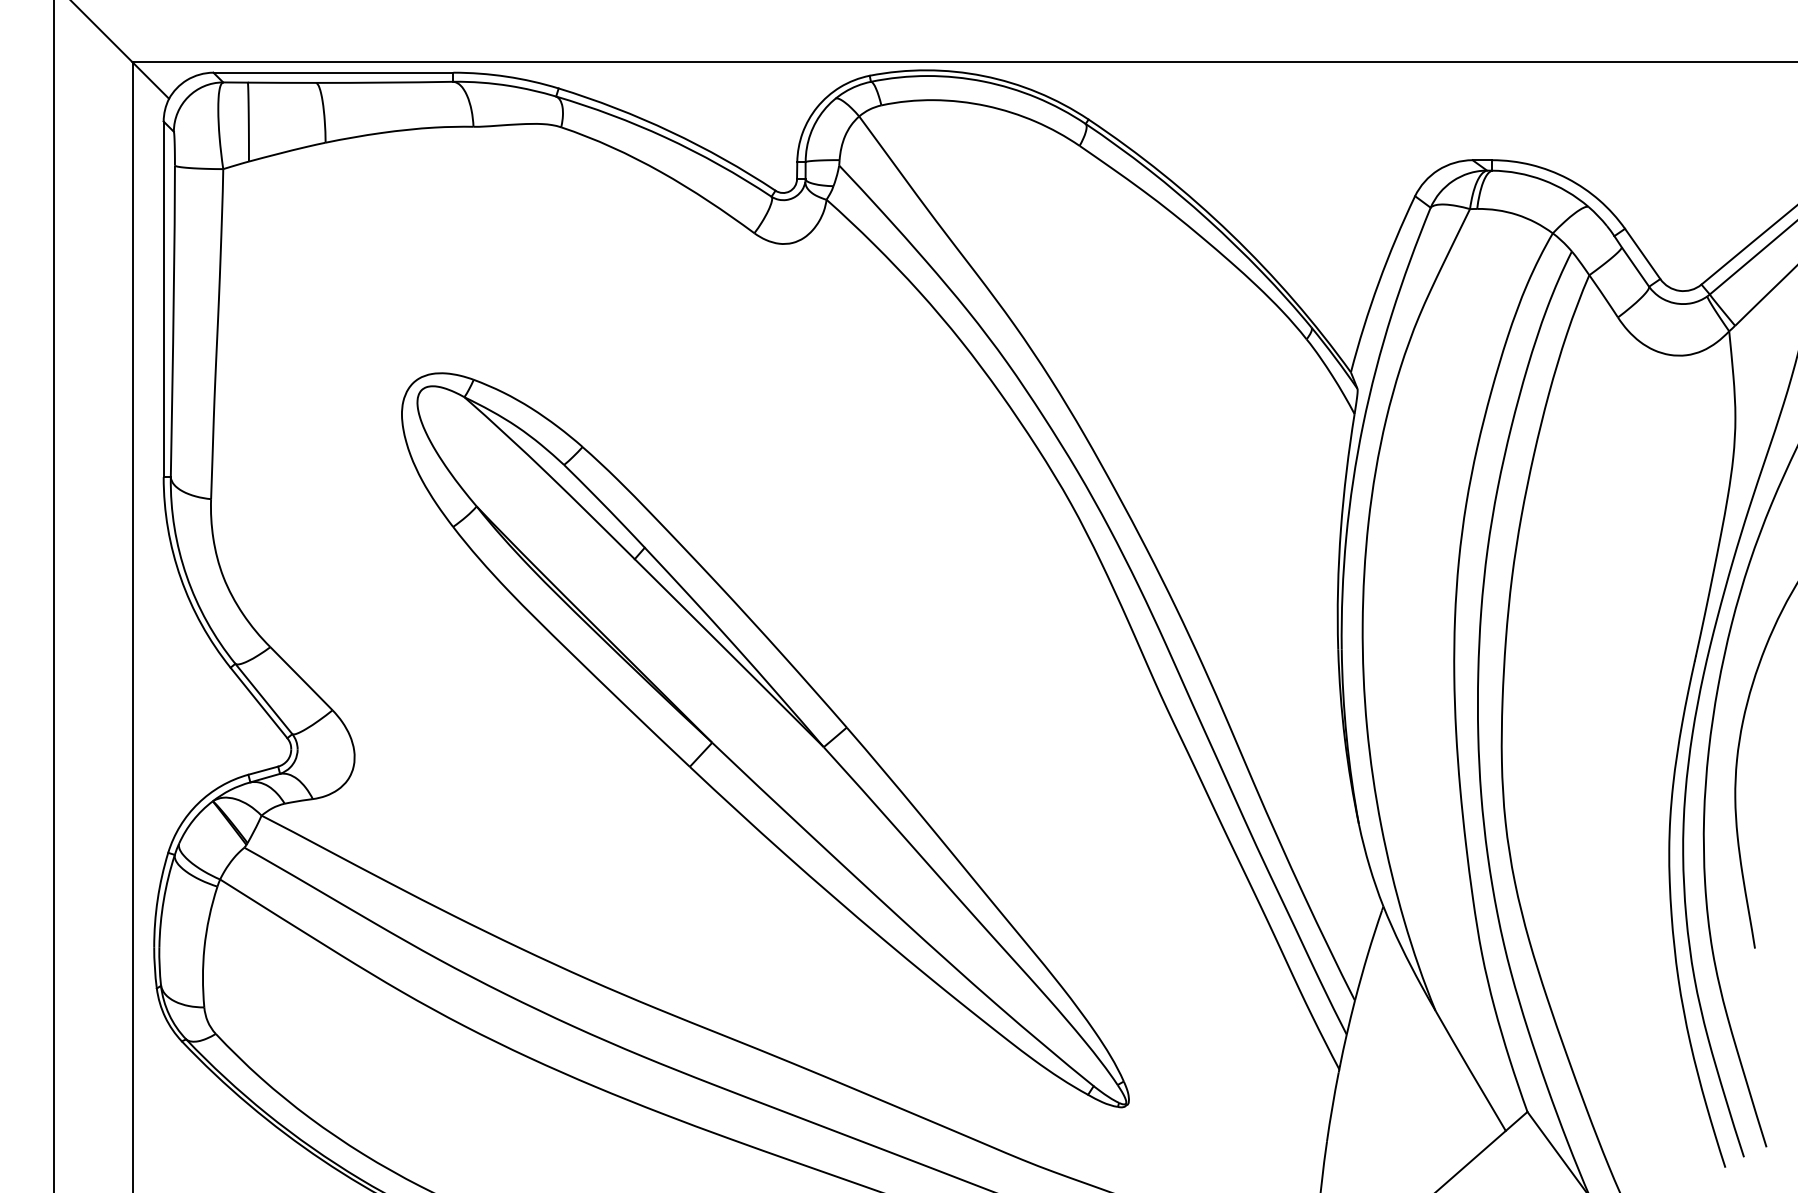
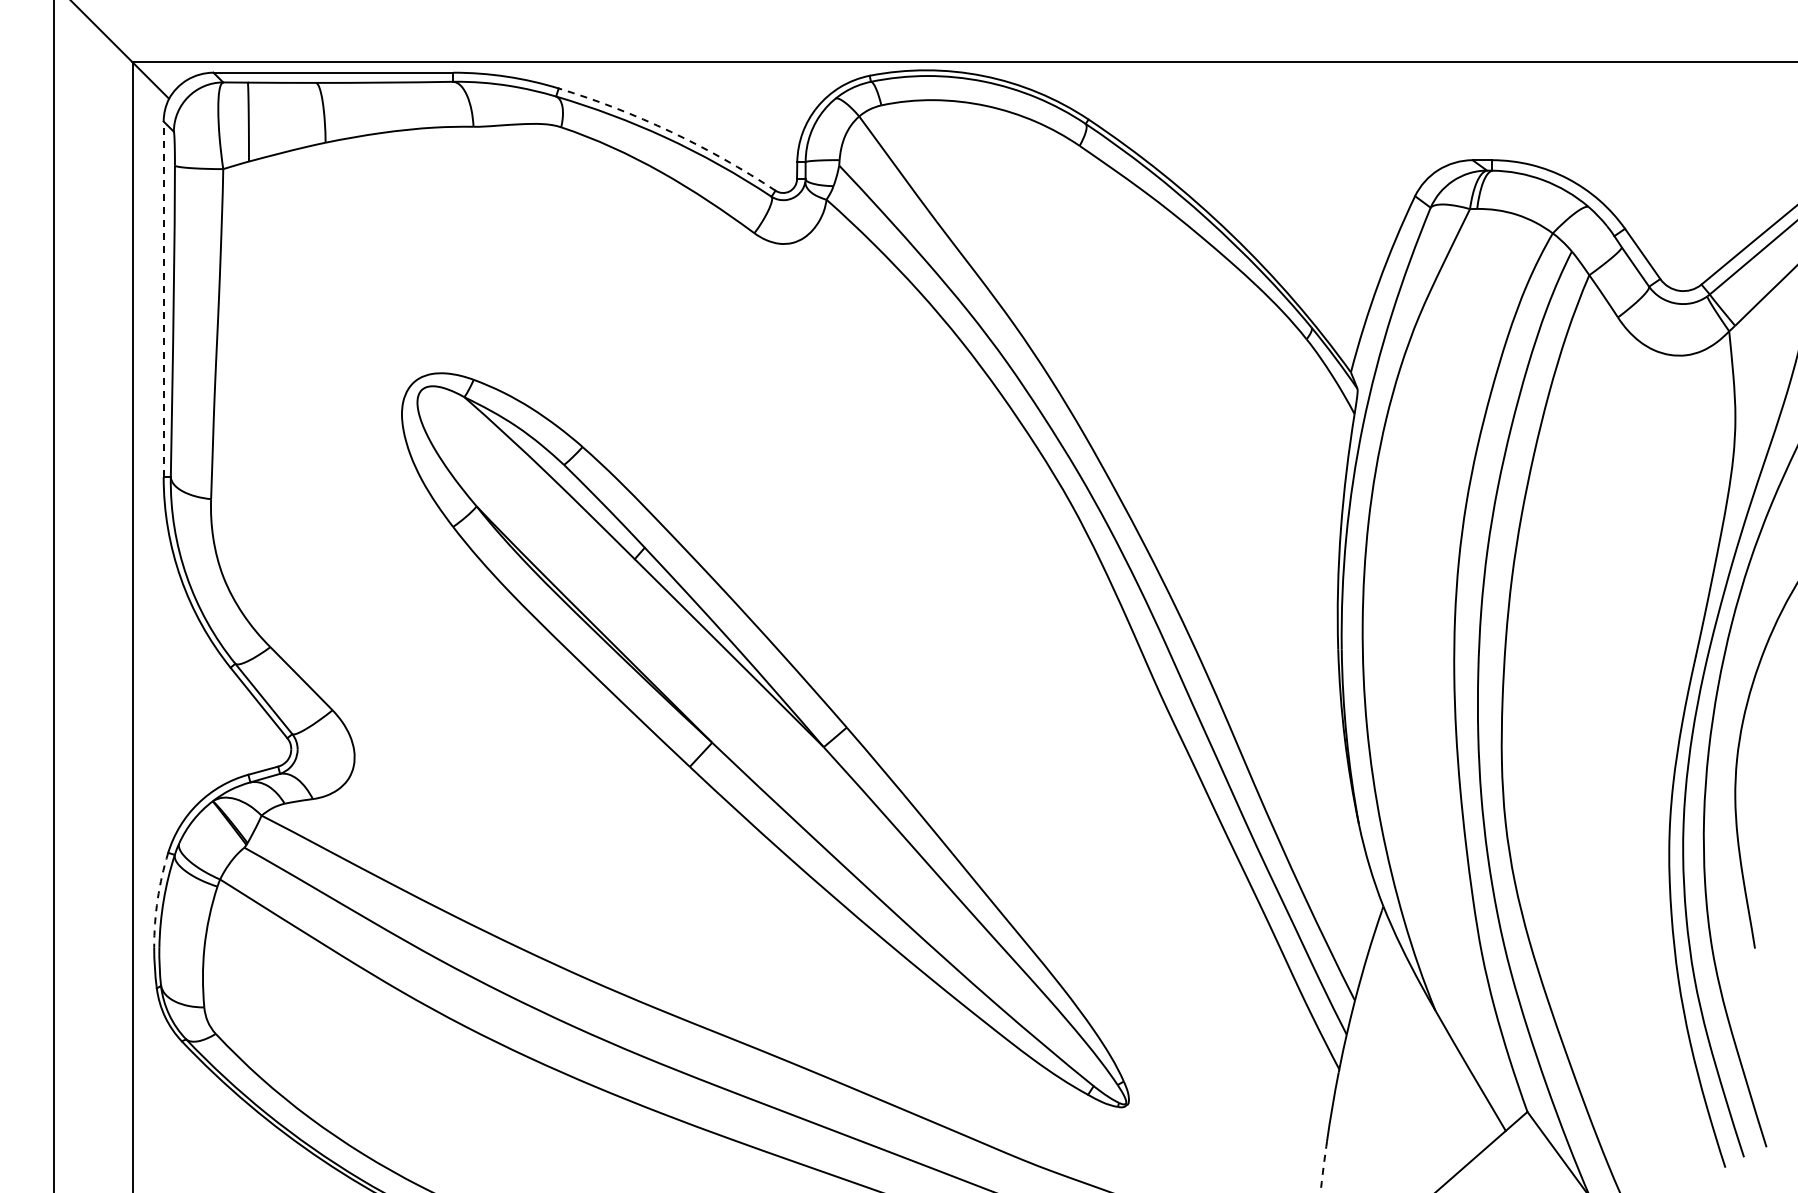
arc: solid -> dashed (670, 131)
line: solid -> dashed (163, 299)
arc: solid -> dashed (157, 899)
arc: solid -> dashed (1323, 1167)
